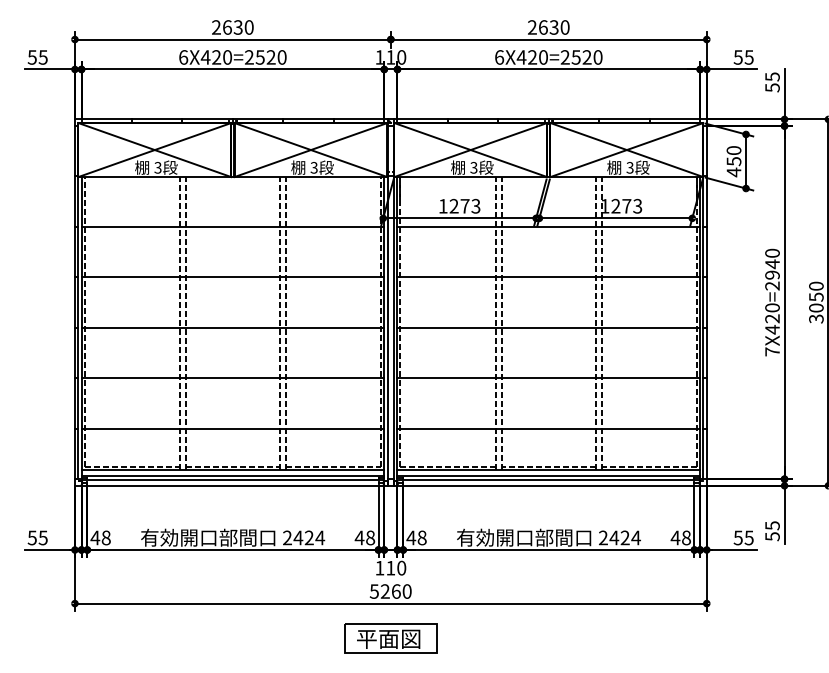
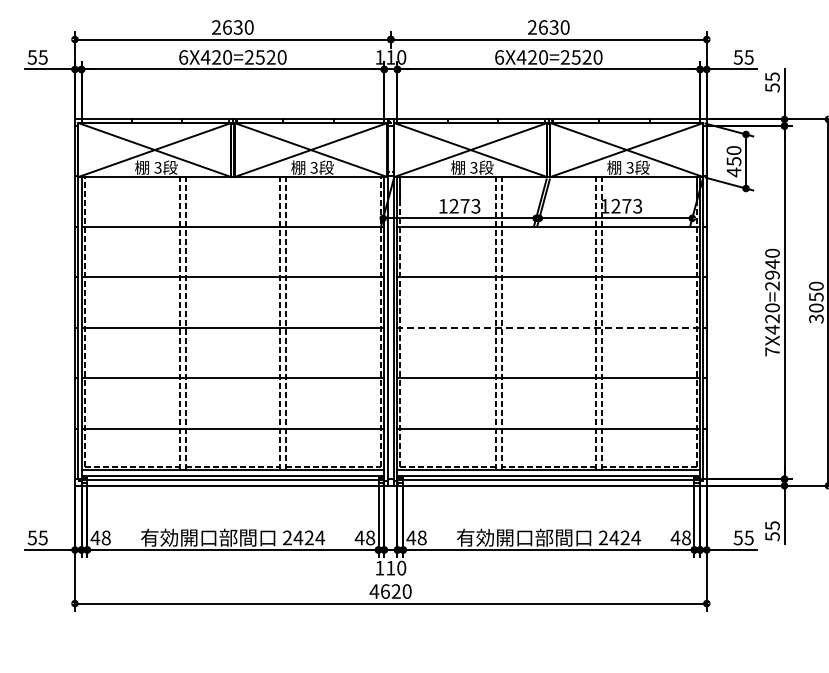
line: solid -> dashed (548, 327)
text: 5260 -> 4620 (384, 591)
part: present -> none (390, 638)
